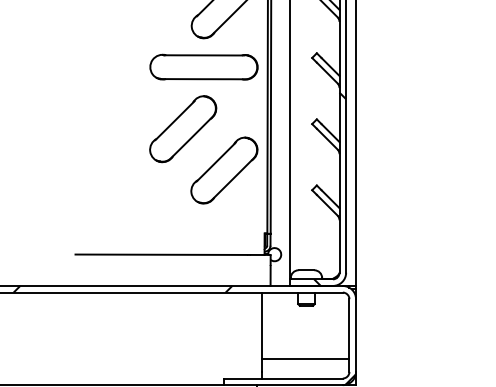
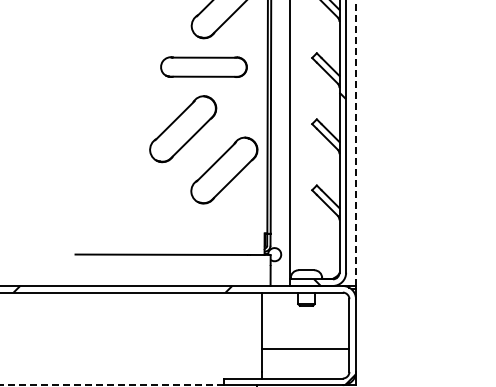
part size: 110x28 px -> 88x22 px (203, 66)
line: solid -> dashed (356, 143)
line position: (305, 358) -> (305, 348) (305, 348)
line: solid -> dashed (111, 385)
